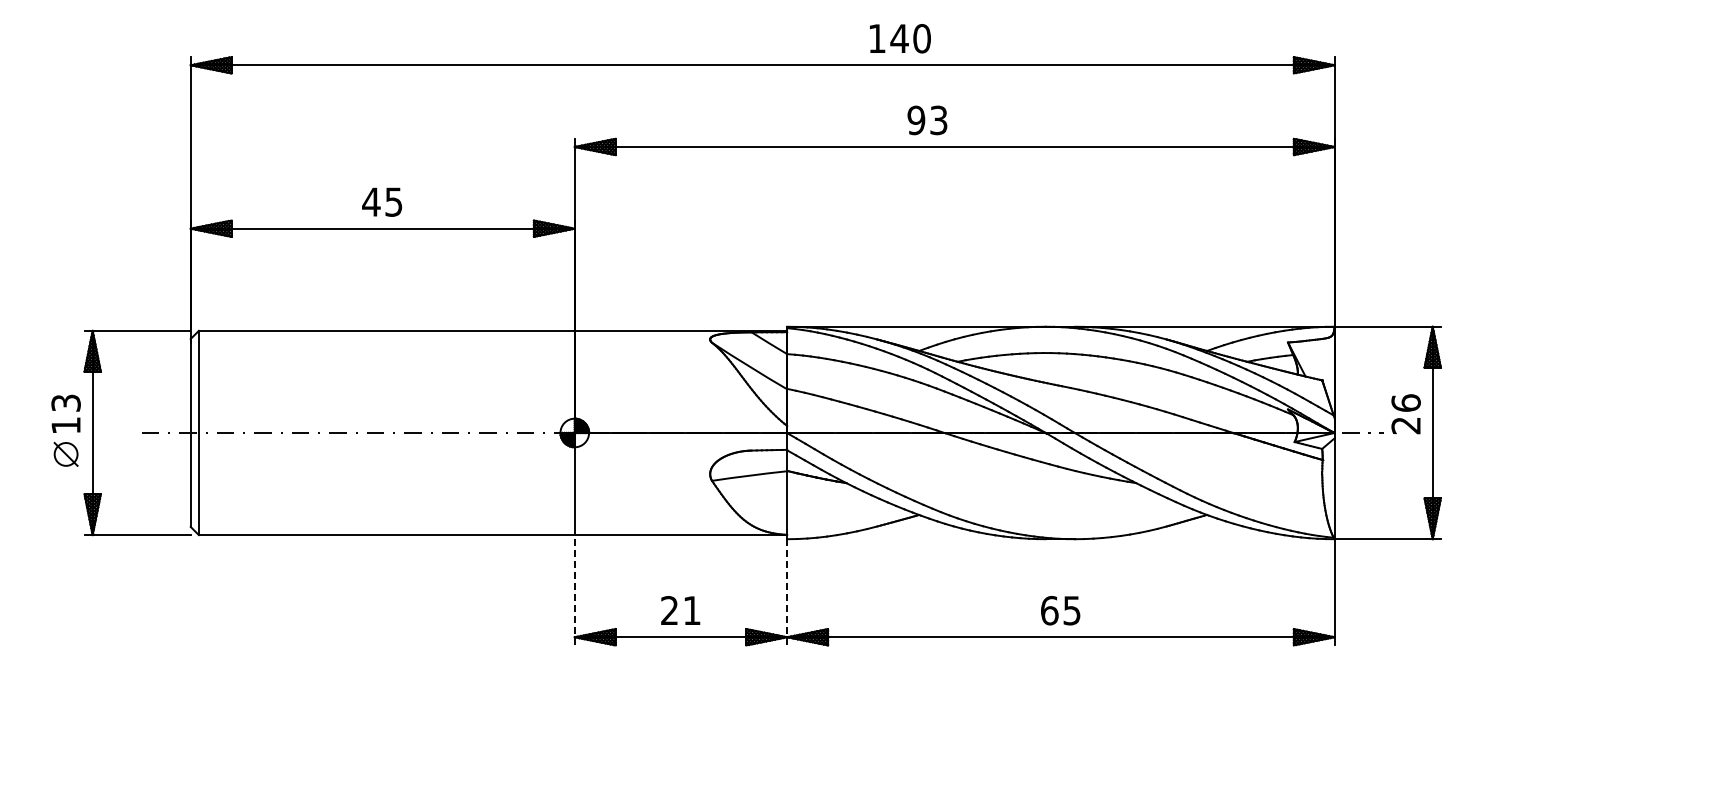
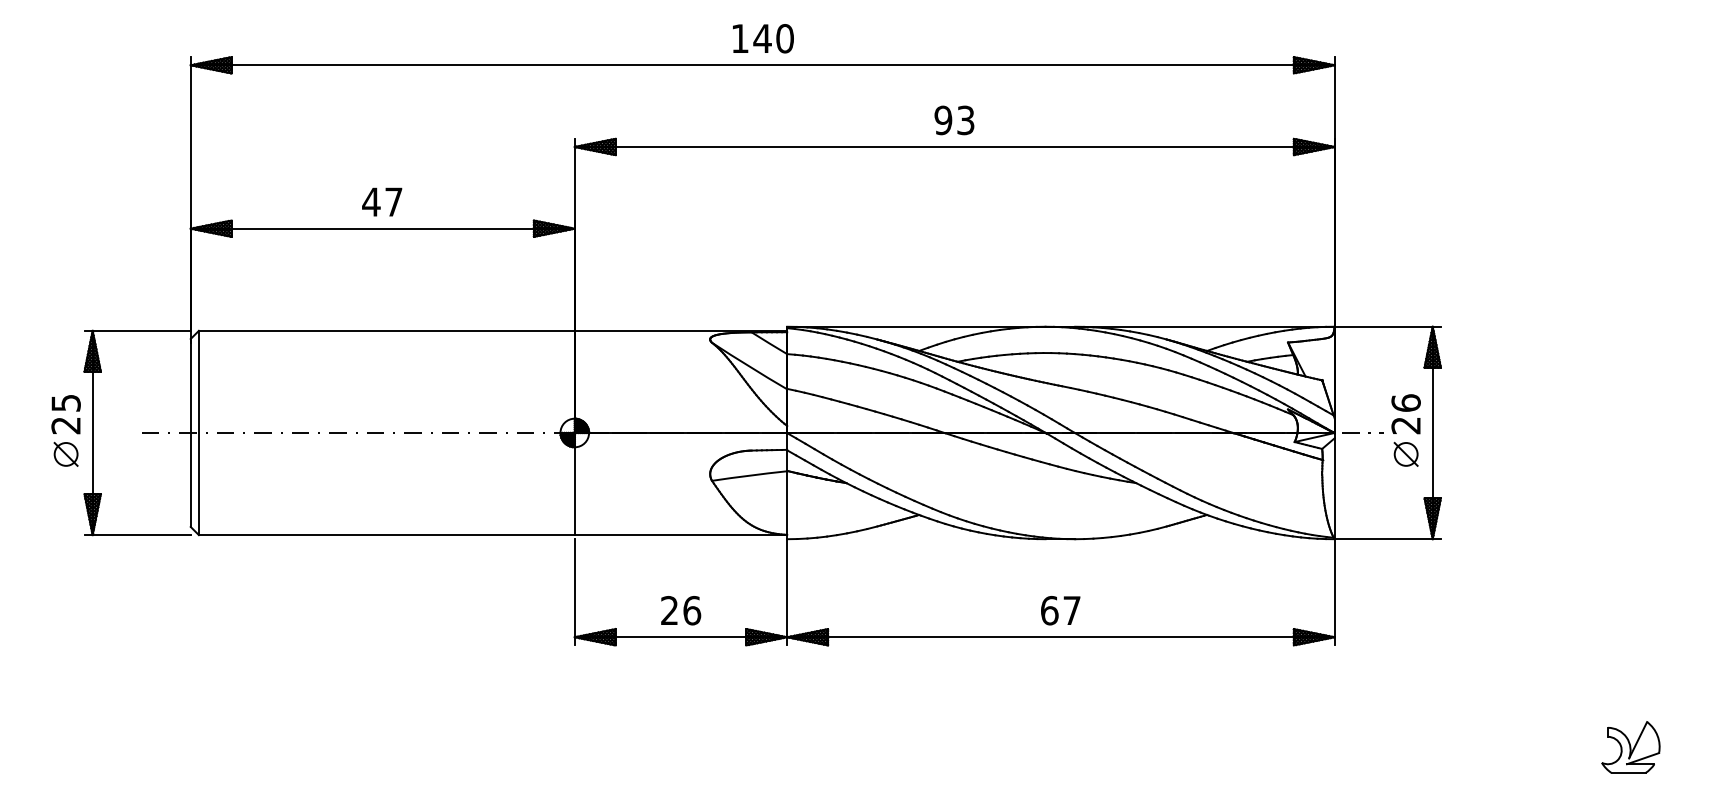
text position: (900, 38) -> (763, 38) (763, 38)
text position: (927, 120) -> (954, 120) (954, 120)
text: 45 -> 47 (393, 201)
text: 13 -> 25 (65, 414)
part: none -> present (1405, 453)
line: dashed -> solid (787, 591)
line: dashed -> solid (574, 592)
text: 21 -> 26 (692, 610)
text: 65 -> 67 (1071, 610)
part: none -> present (1630, 747)
